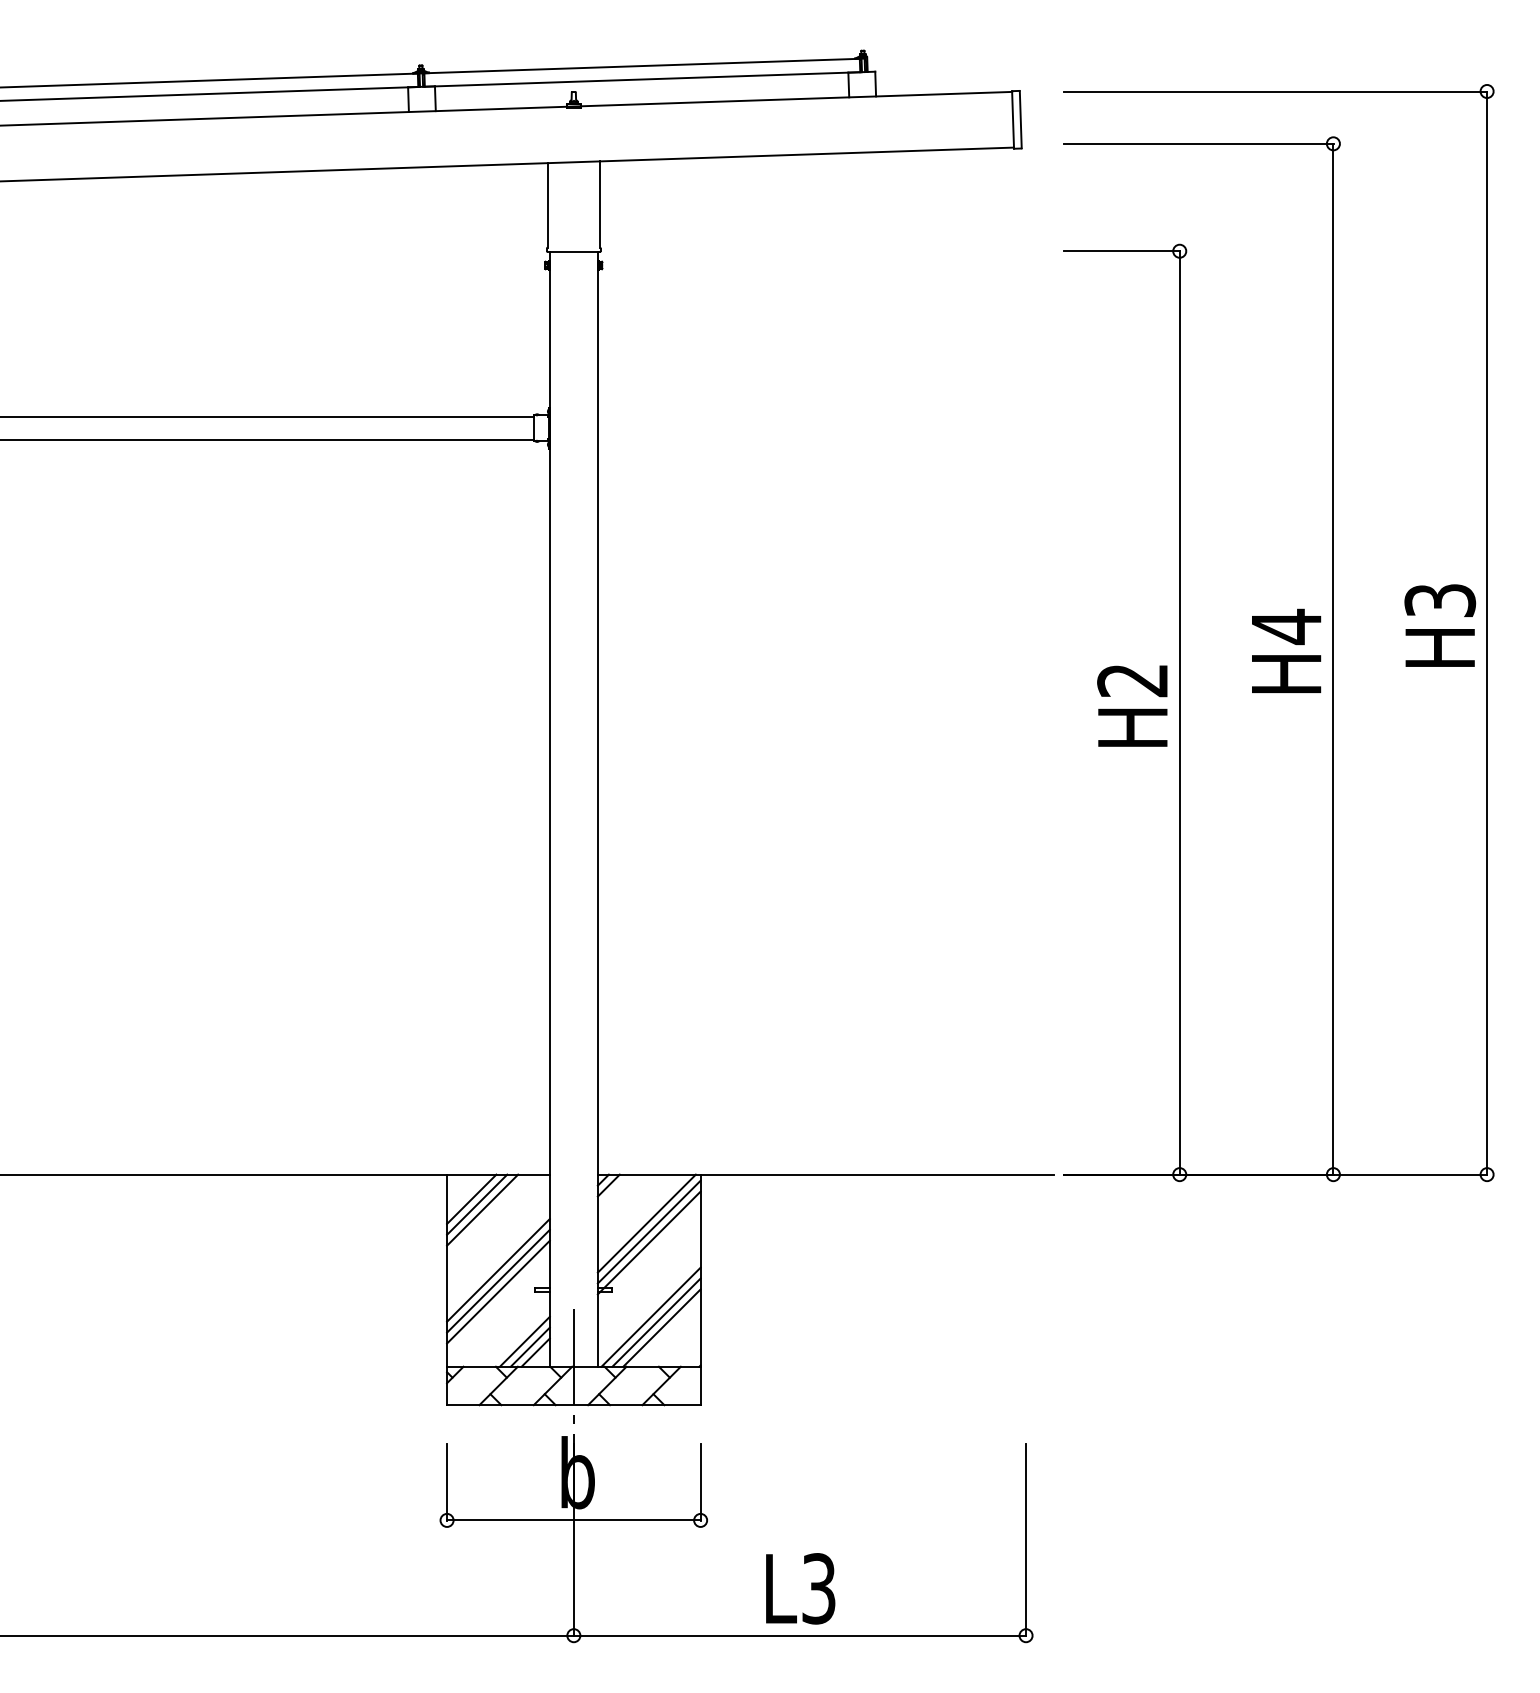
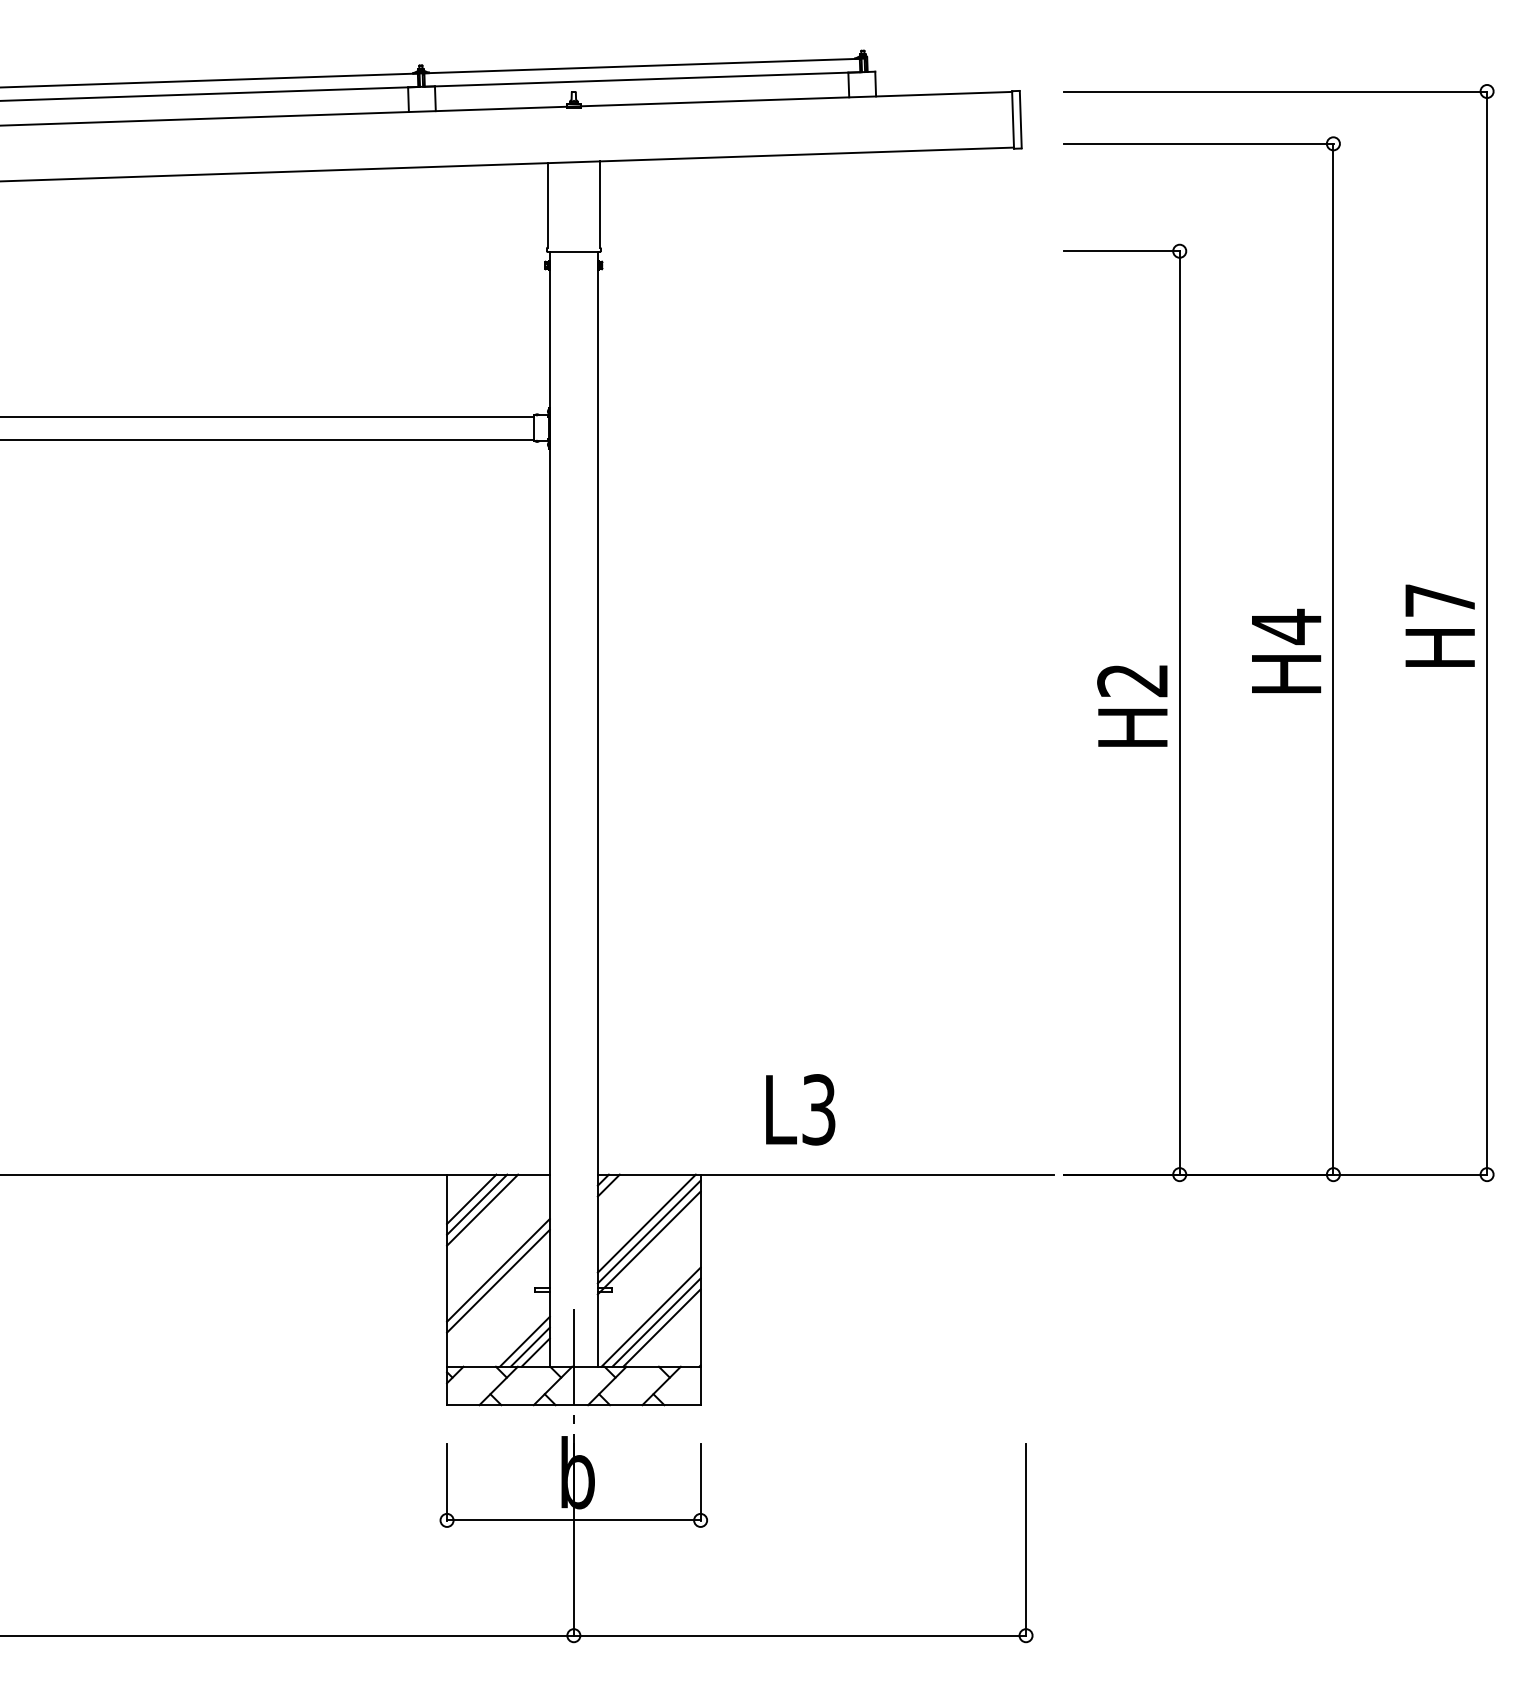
text: H3 -> H7 (1440, 600)
line: present -> none (498, 1291)
text position: (800, 1588) -> (800, 1109) (800, 1109)
